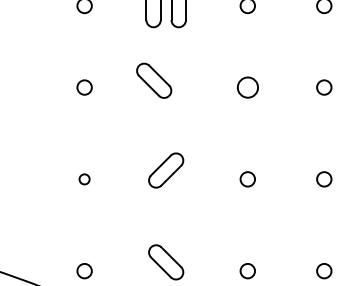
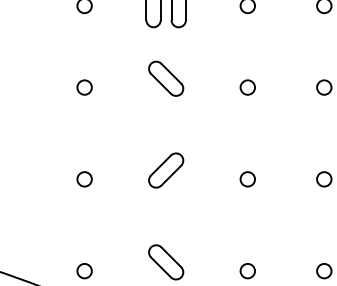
part position: (154, 80) -> (166, 78) (166, 78)
circle size: 23x23 px -> 17x17 px (247, 87)
circle size: 13x13 px -> 17x17 px (84, 179)
